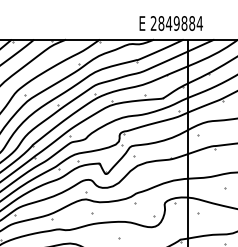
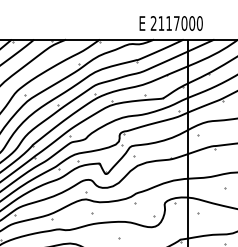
text: 2849884 -> 2117000 (180, 23)
